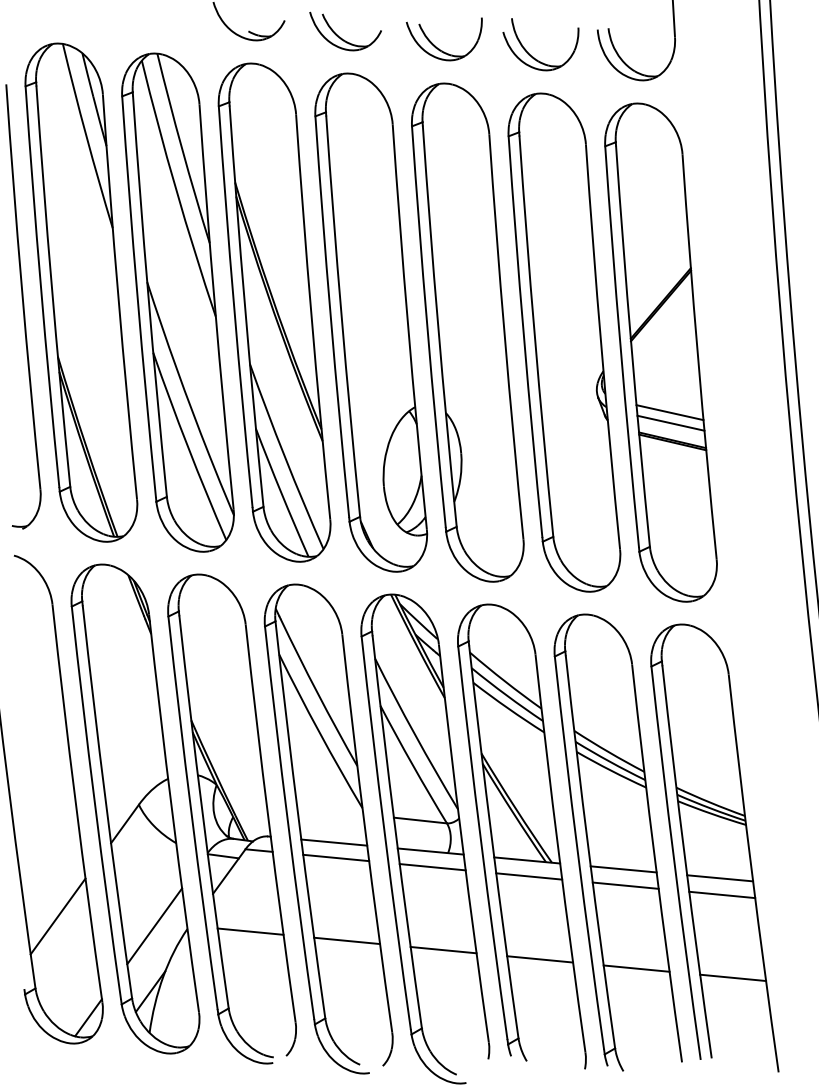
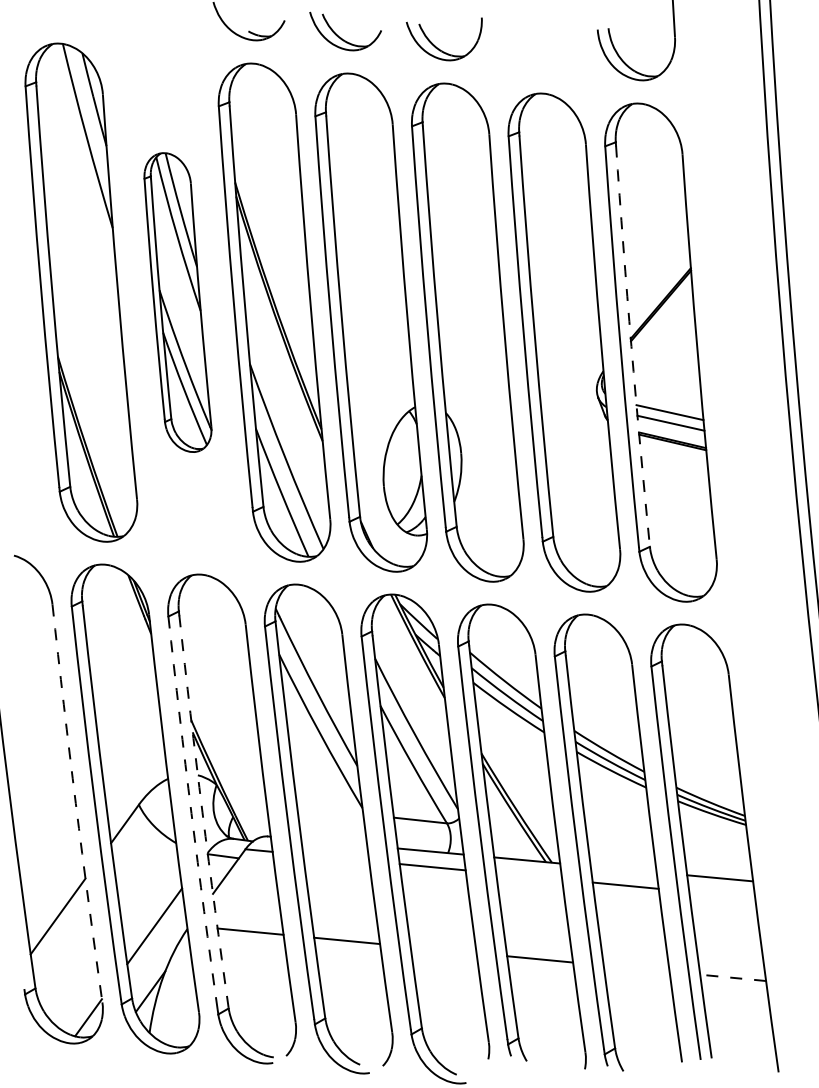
part: present -> none (533, 56)
part size: 114x501 px -> 70x301 px (177, 302)
part: present -> none (23, 306)
arc: solid -> dashed (631, 346)
arc: solid -> dashed (75, 803)
arc: solid -> dashed (202, 812)
arc: solid -> dashed (191, 813)
line: present -> none (334, 842)
line: present -> none (336, 857)
line: present -> none (623, 869)
line: present -> none (529, 876)
line: present -> none (722, 894)
line: present -> none (443, 949)
line: present -> none (636, 968)
line: solid -> dashed (732, 977)
